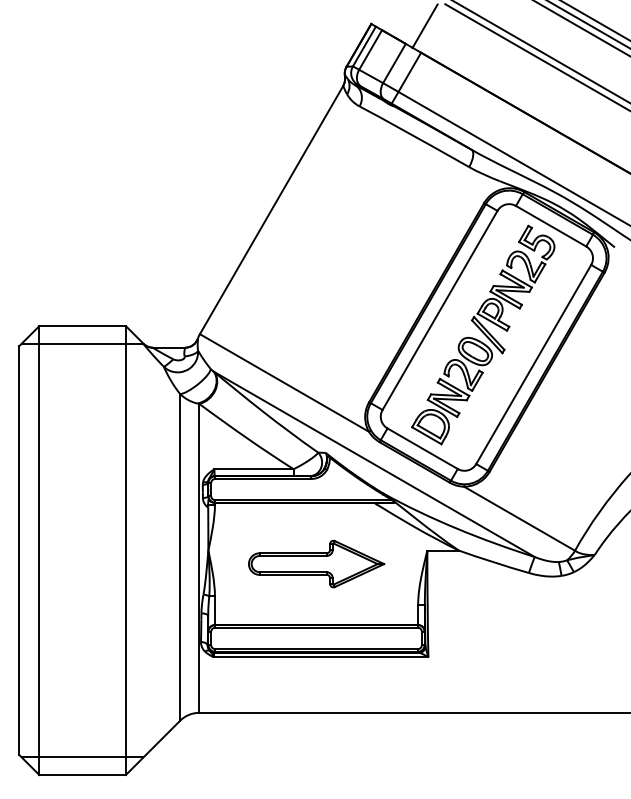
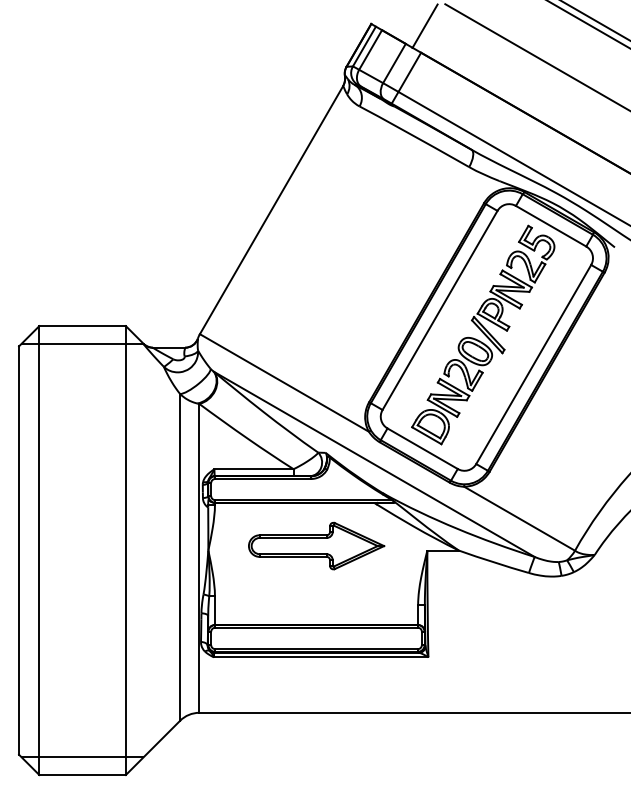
line: present -> none (581, 28)
line: present -> none (541, 51)
part position: (316, 563) -> (316, 545) (316, 545)
